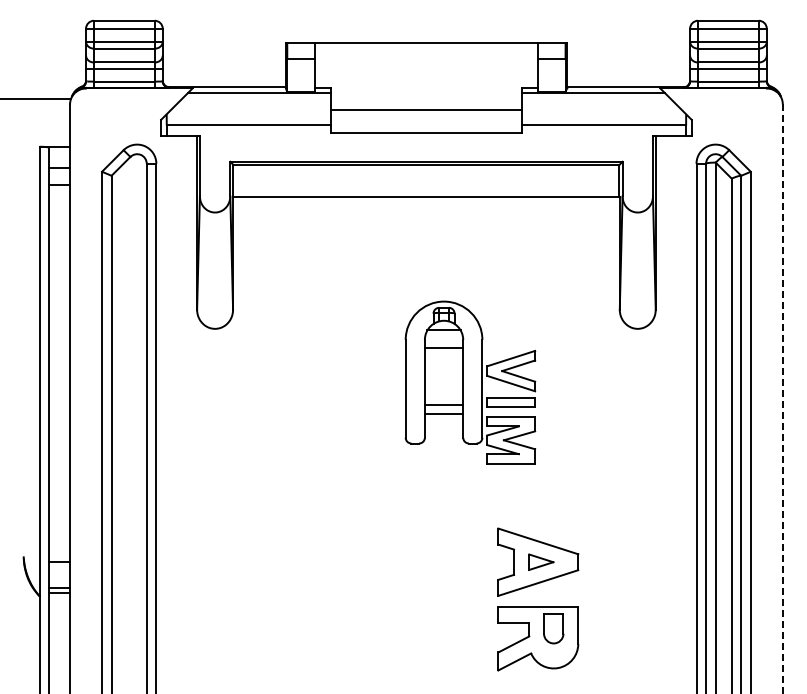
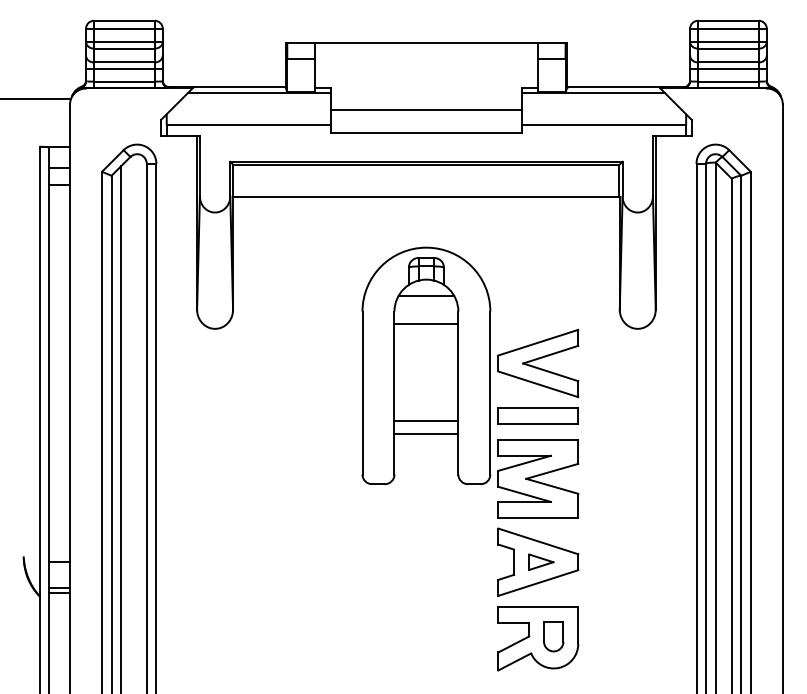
part size: 133x165 px -> 219x273 px (470, 382)
line: dashed -> solid (782, 399)
line: none -> present (121, 428)
part position: (553, 628) -> (553, 636) (553, 636)
